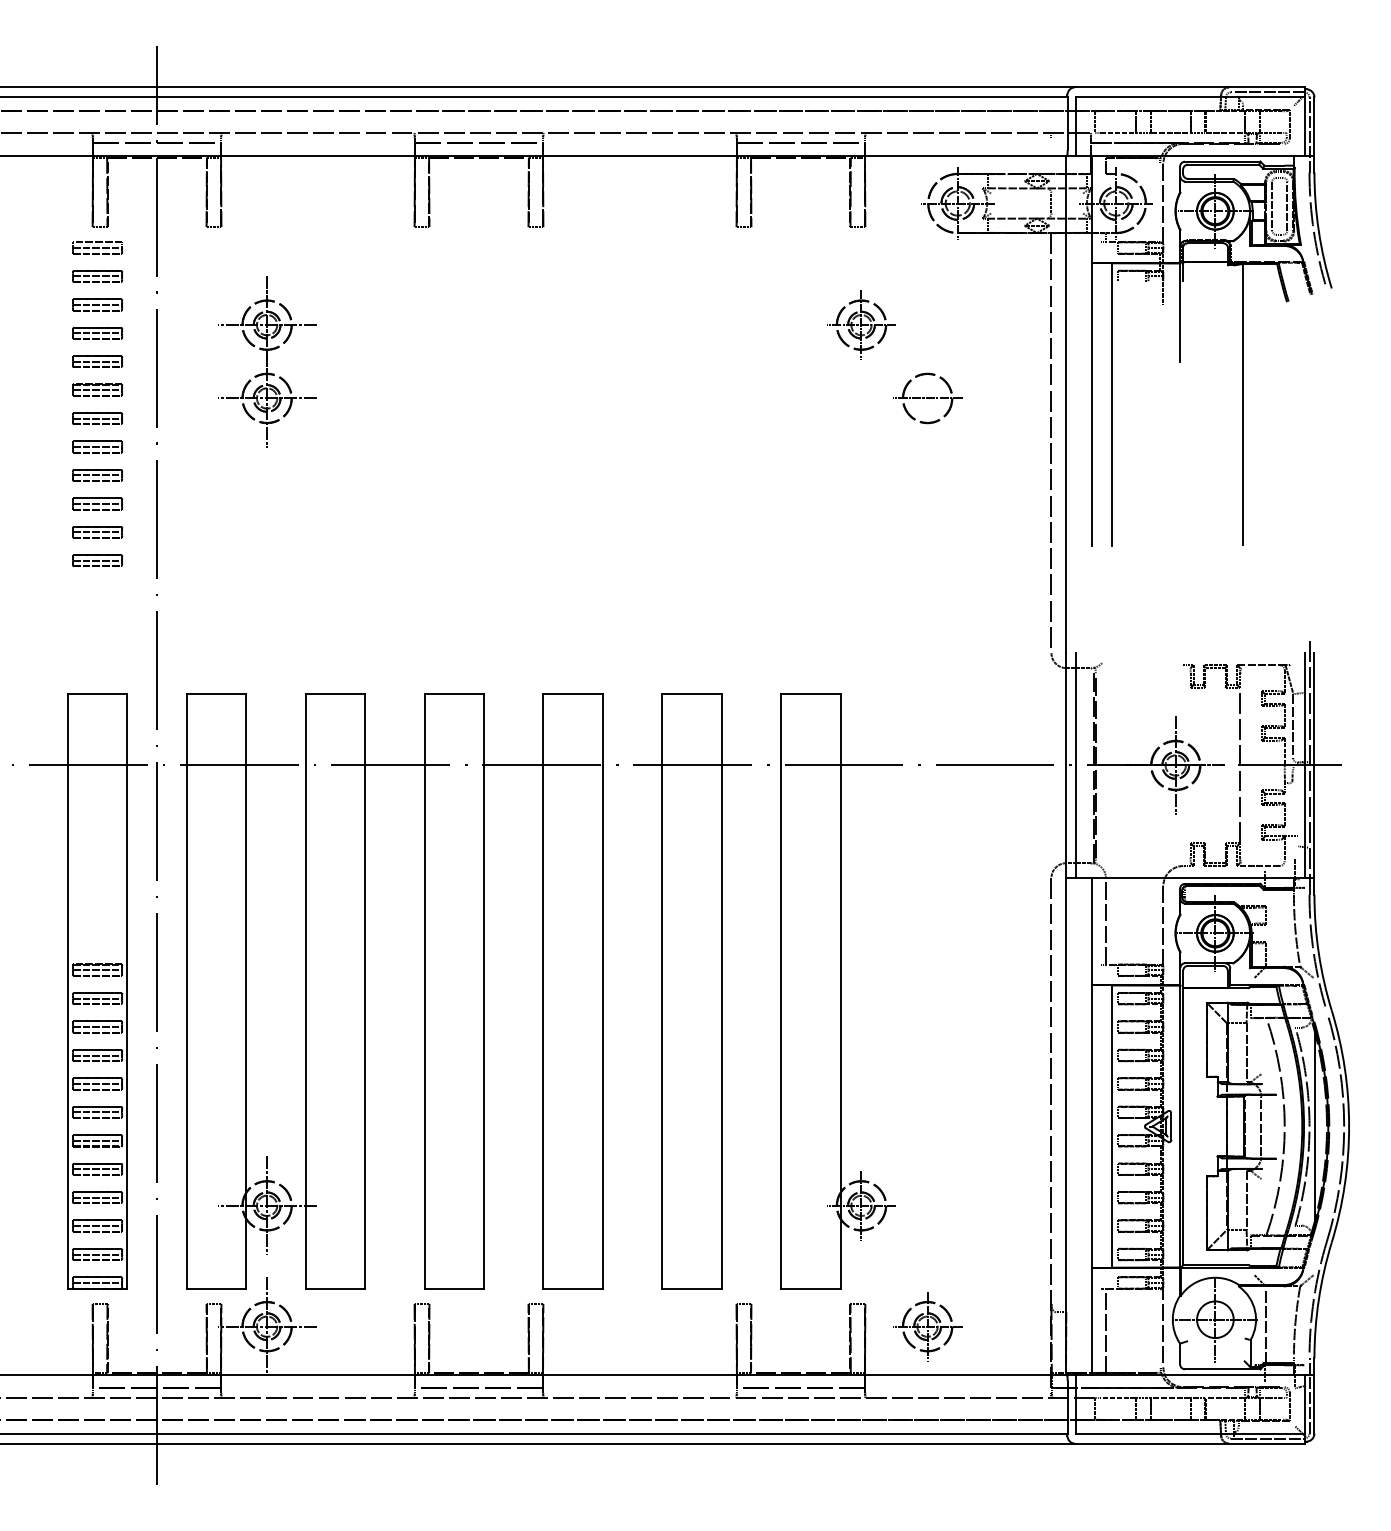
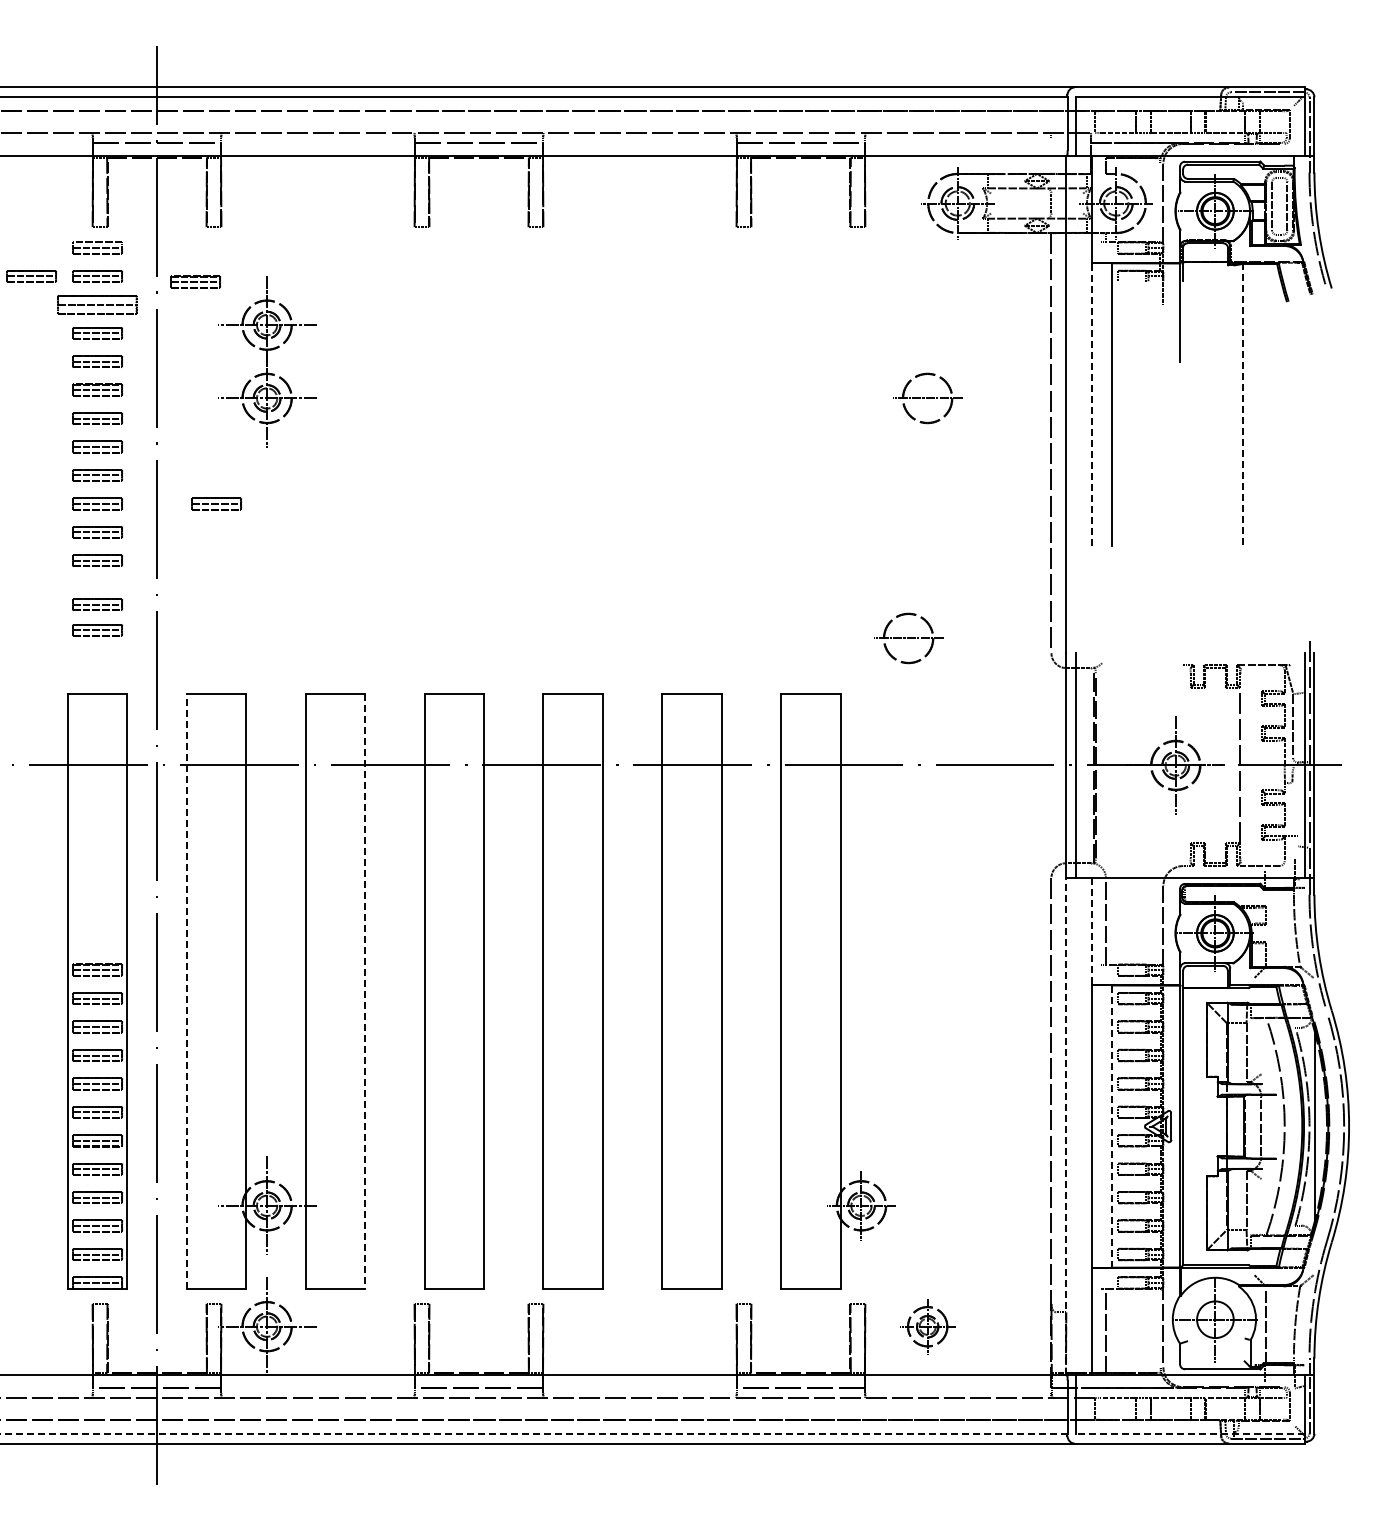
part: none -> present (31, 276)
part: none -> present (195, 281)
part size: 52x14 px -> 81x20 px (97, 304)
part: present -> none (861, 324)
line: solid -> dashed (1092, 403)
line: solid -> dashed (1242, 403)
part: none -> present (216, 503)
part: none -> present (97, 604)
part: none -> present (97, 630)
part: none -> present (908, 638)
line: solid -> dashed (1092, 932)
line: solid -> dashed (186, 990)
line: solid -> dashed (365, 991)
line: solid -> dashed (1066, 1126)
line: solid -> dashed (1111, 1126)
part size: 70x70 px -> 56x56 px (927, 1326)
line: solid -> dashed (533, 1433)
line: solid -> dashed (1189, 1433)
